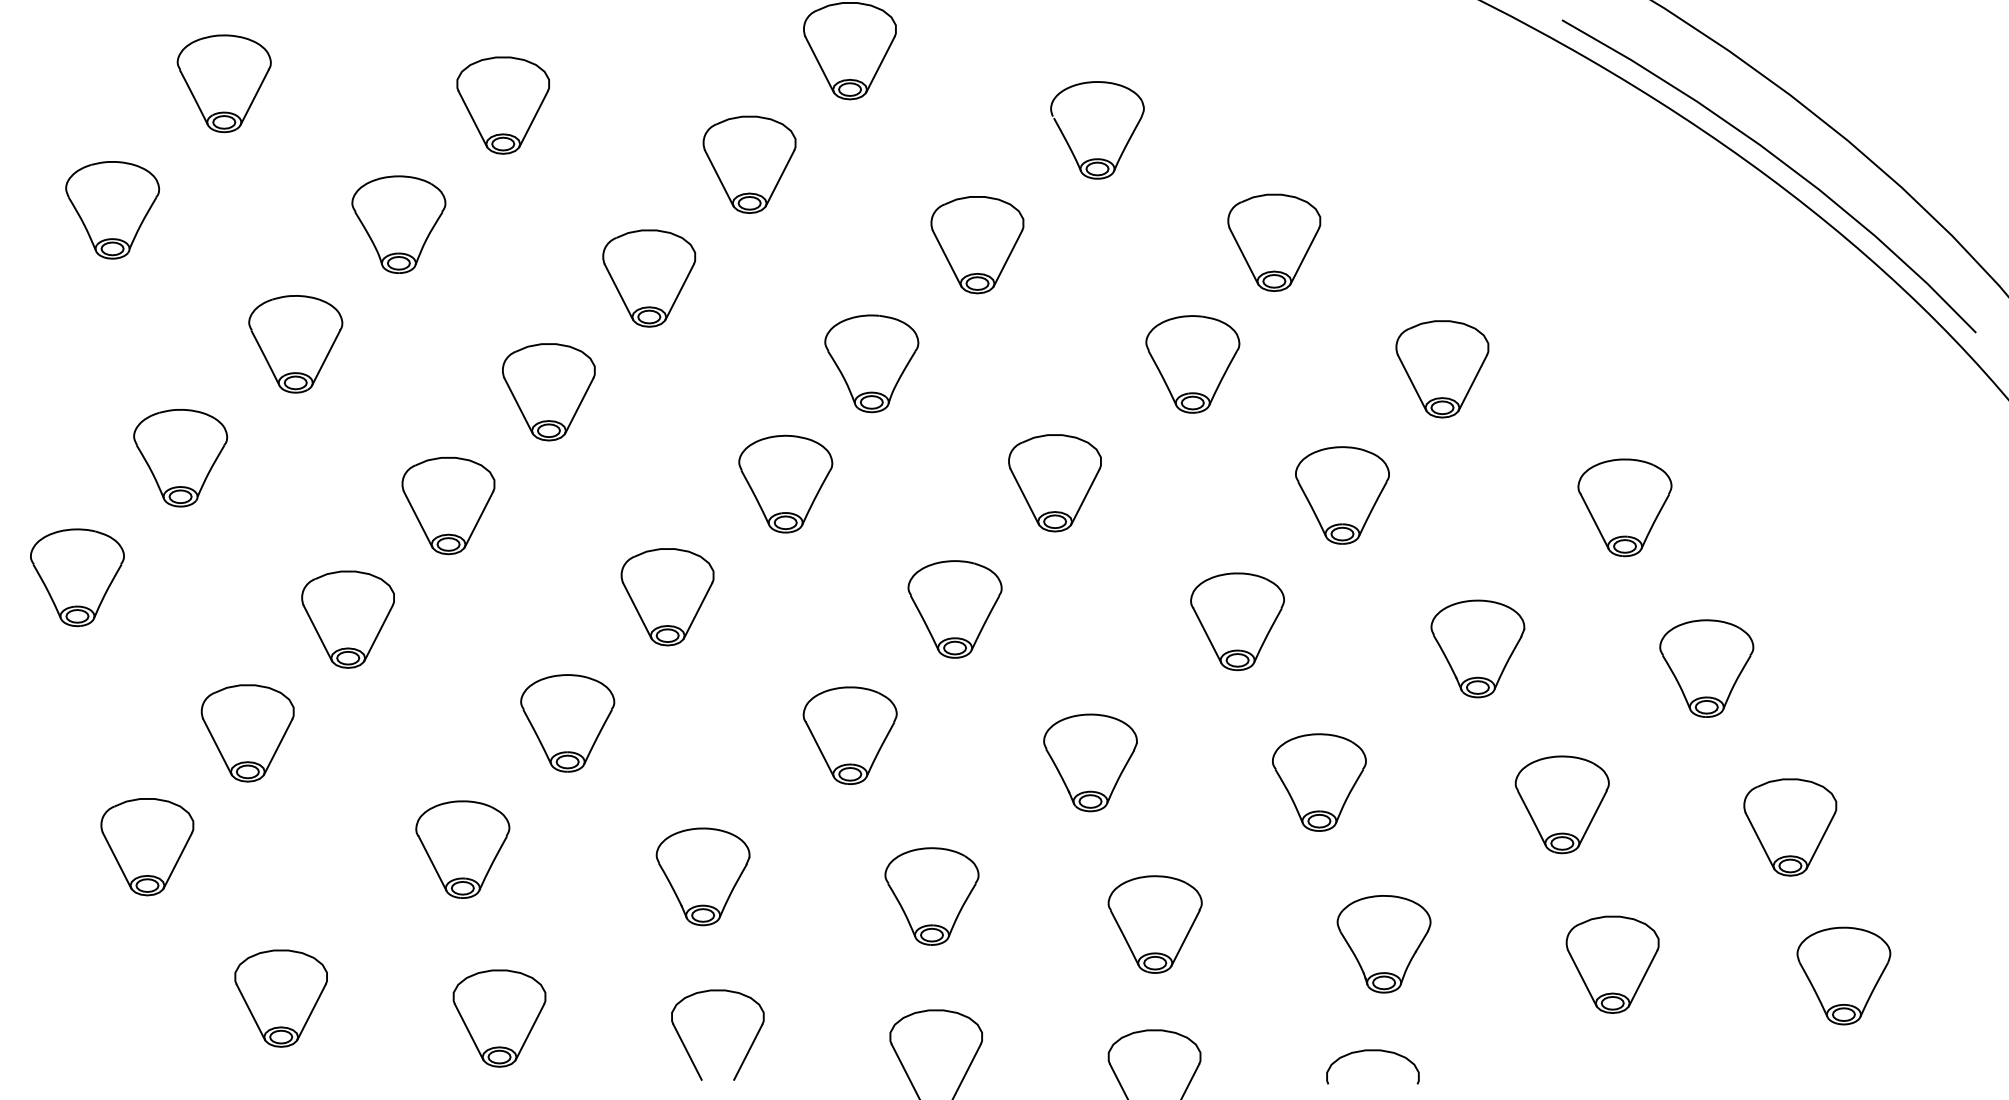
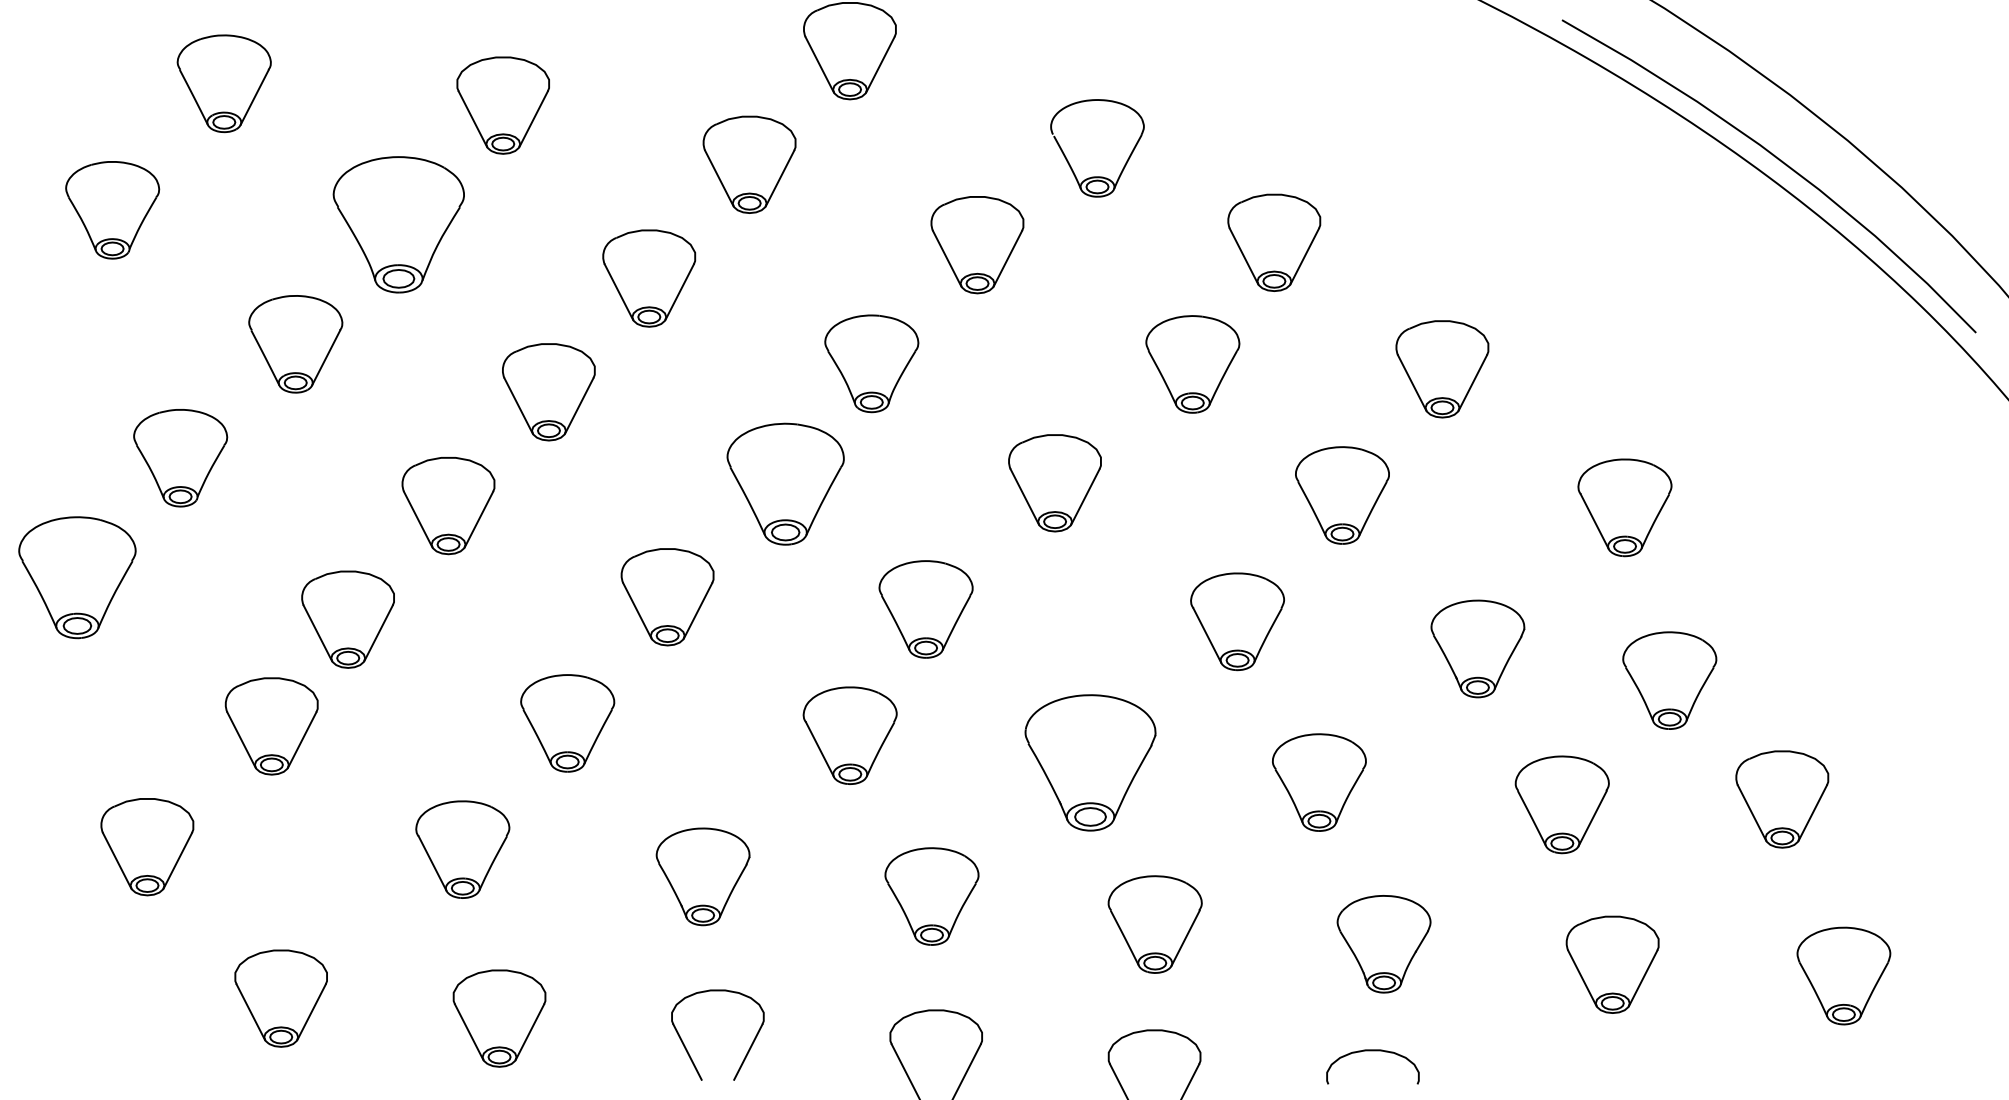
part position: (1097, 130) -> (1097, 148) (1097, 148)
part size: 96x99 px -> 133x138 px (398, 224)
part size: 96x100 px -> 119x124 px (785, 483)
part size: 95x100 px -> 119x124 px (77, 577)
part position: (954, 609) -> (925, 609) (925, 609)
part position: (1706, 668) -> (1669, 680) (1669, 680)
part position: (247, 733) -> (271, 726) (271, 726)
part size: 95x100 px -> 133x138 px (1090, 762)
part position: (1790, 827) -> (1782, 799) (1782, 799)
